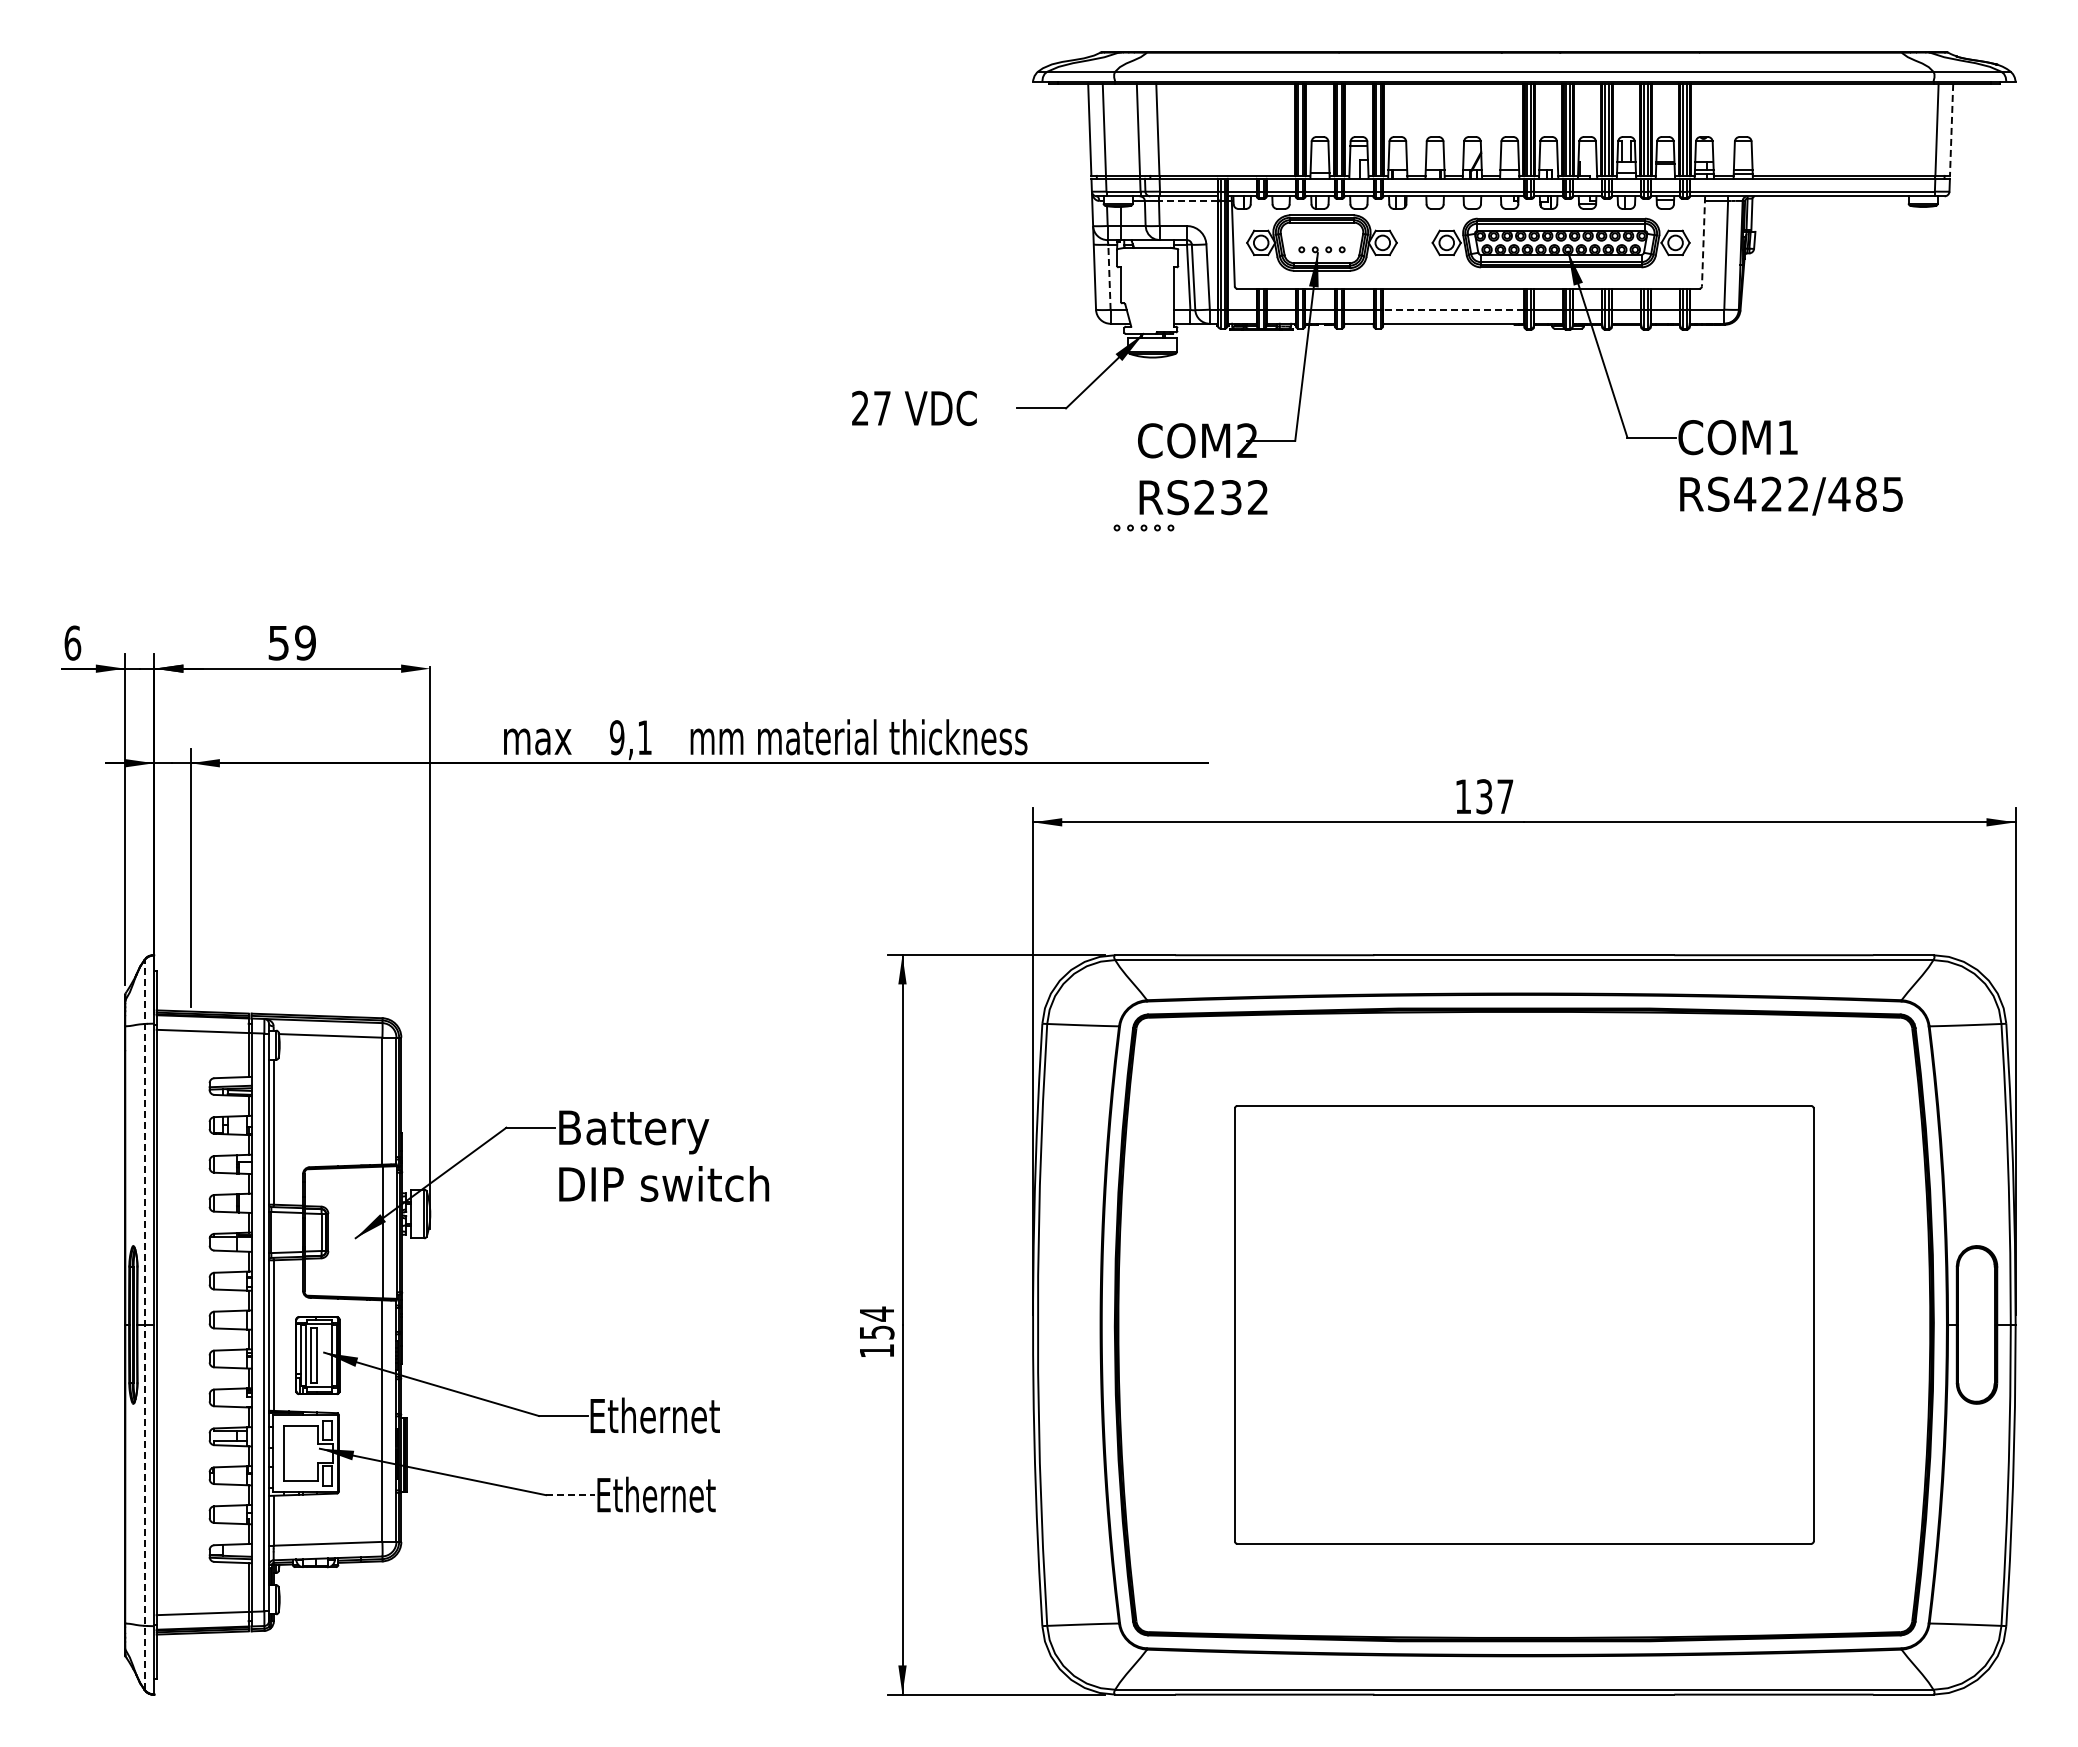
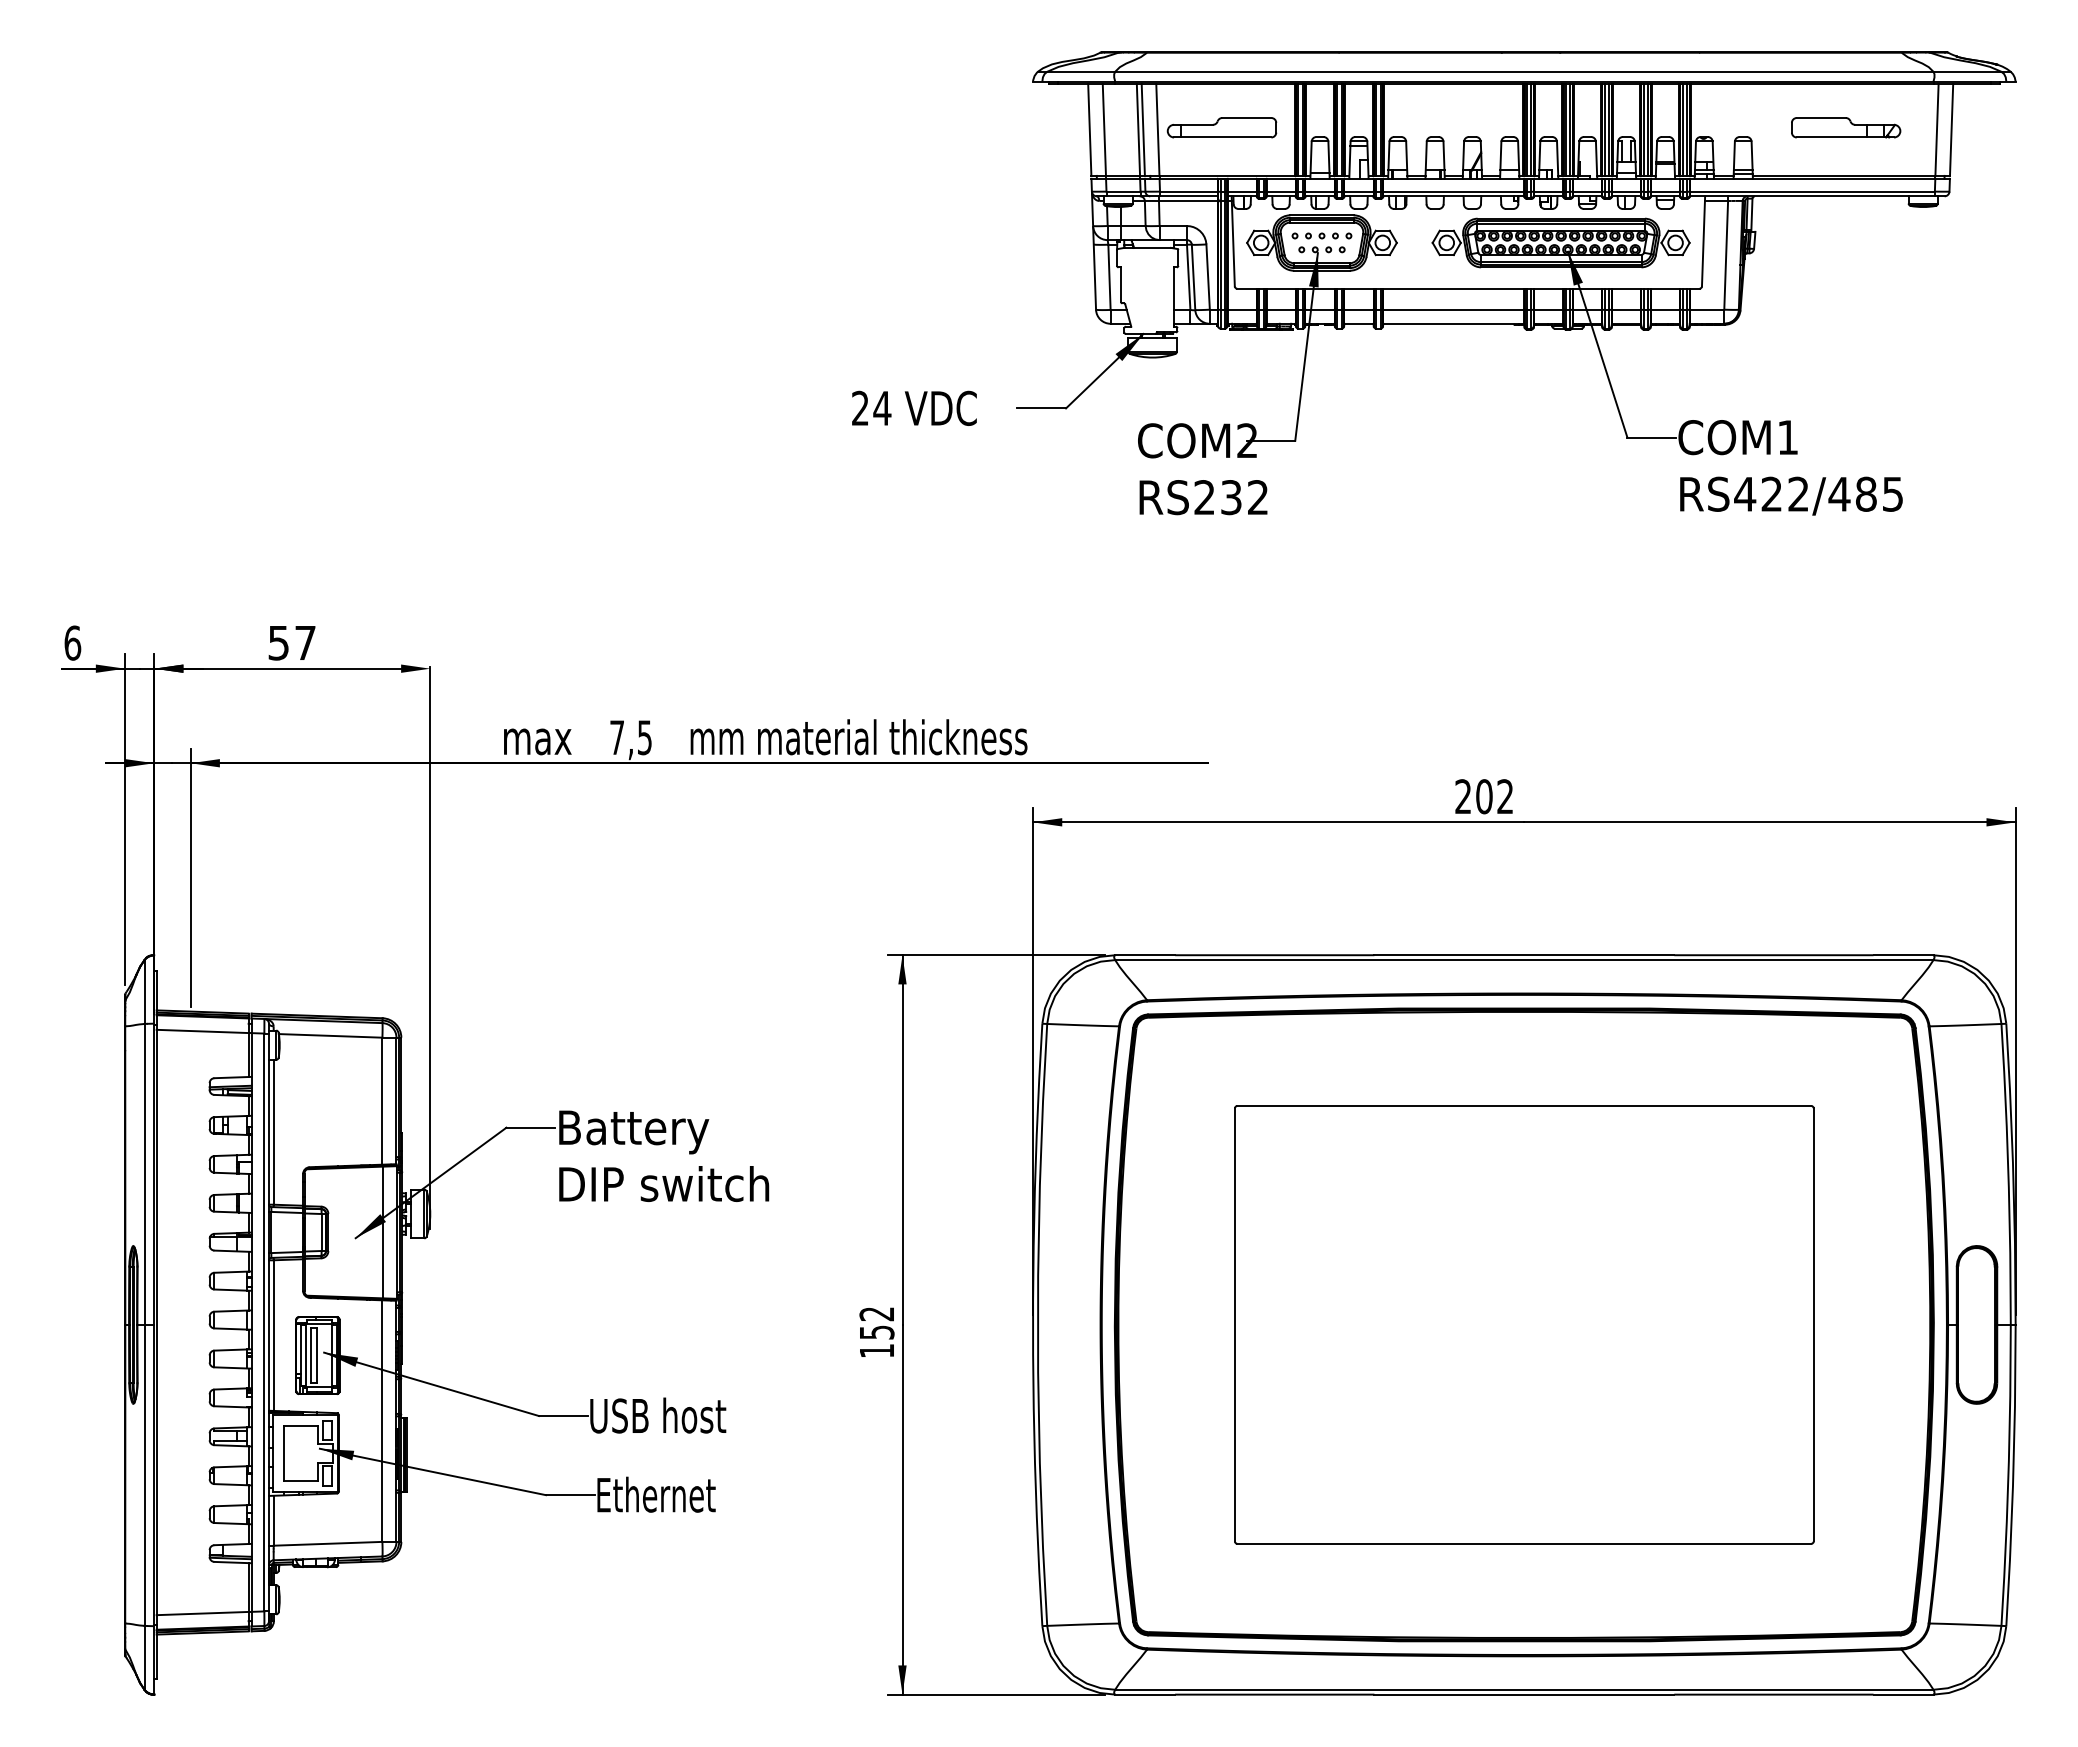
part: none -> present (1221, 127)
part: none -> present (1846, 127)
line: none -> present (1142, 129)
line: dashed -> solid (1951, 129)
line: dashed -> solid (1187, 201)
line: dashed -> solid (1703, 241)
line: dashed -> solid (1109, 277)
line: dashed -> solid (1453, 309)
text: 27 -> 24 (882, 408)
part position: (1143, 527) -> (1321, 235) (1321, 235)
text: 59 -> 57 (305, 642)
text: 9,1 -> 7,5 (630, 737)
text: 137 -> 202 (1484, 796)
text: 154 -> 152 (876, 1313)
line: dashed -> solid (144, 1324)
text: Ethernet -> USB host (658, 1415)
line: dashed -> solid (570, 1495)
